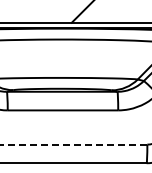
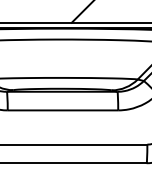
line: dashed -> solid (73, 144)
